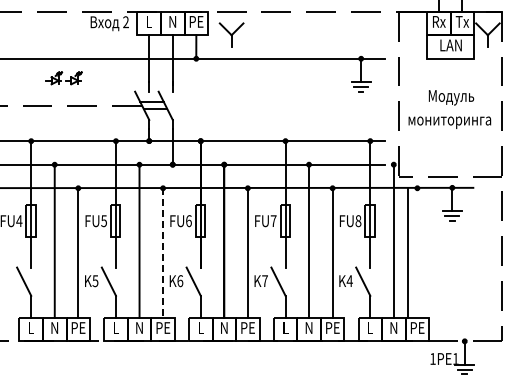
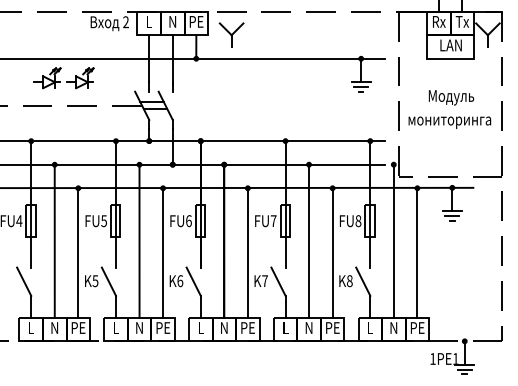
part size: 38x15 px -> 62x23 px (63, 78)
line position: (408, 252) -> (417, 252) (417, 252)
line: dashed -> solid (163, 253)
text: K4 -> K8 (349, 281)
